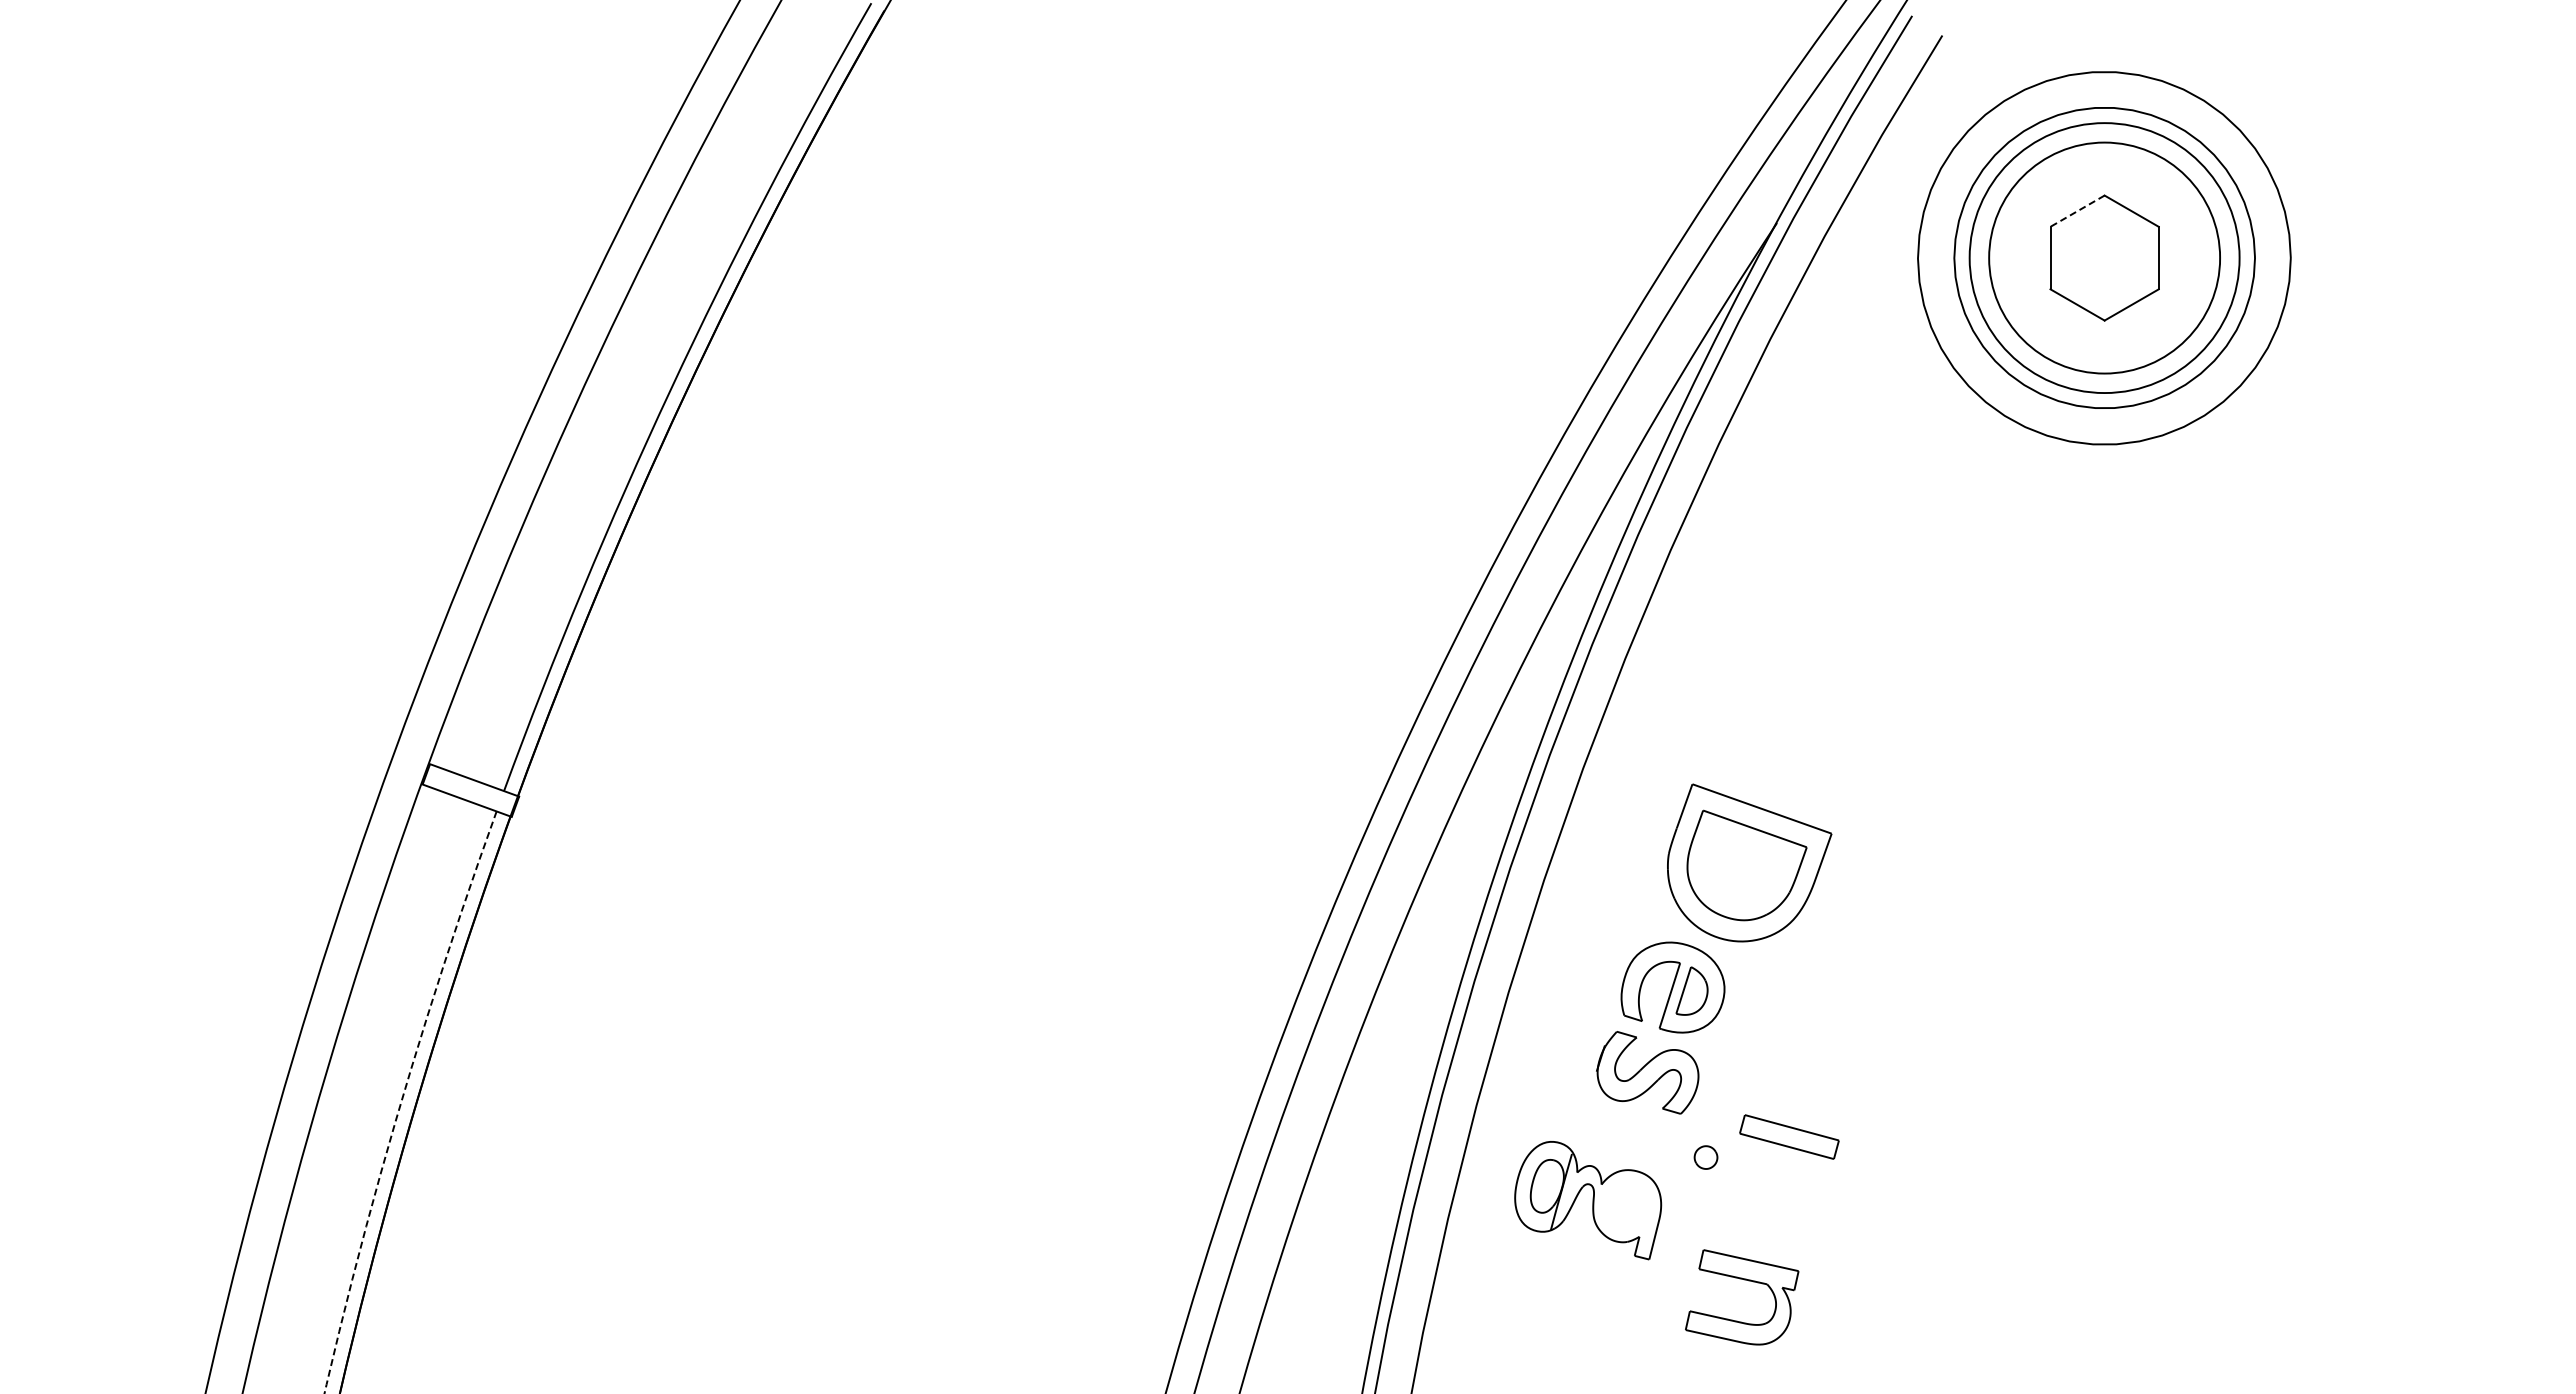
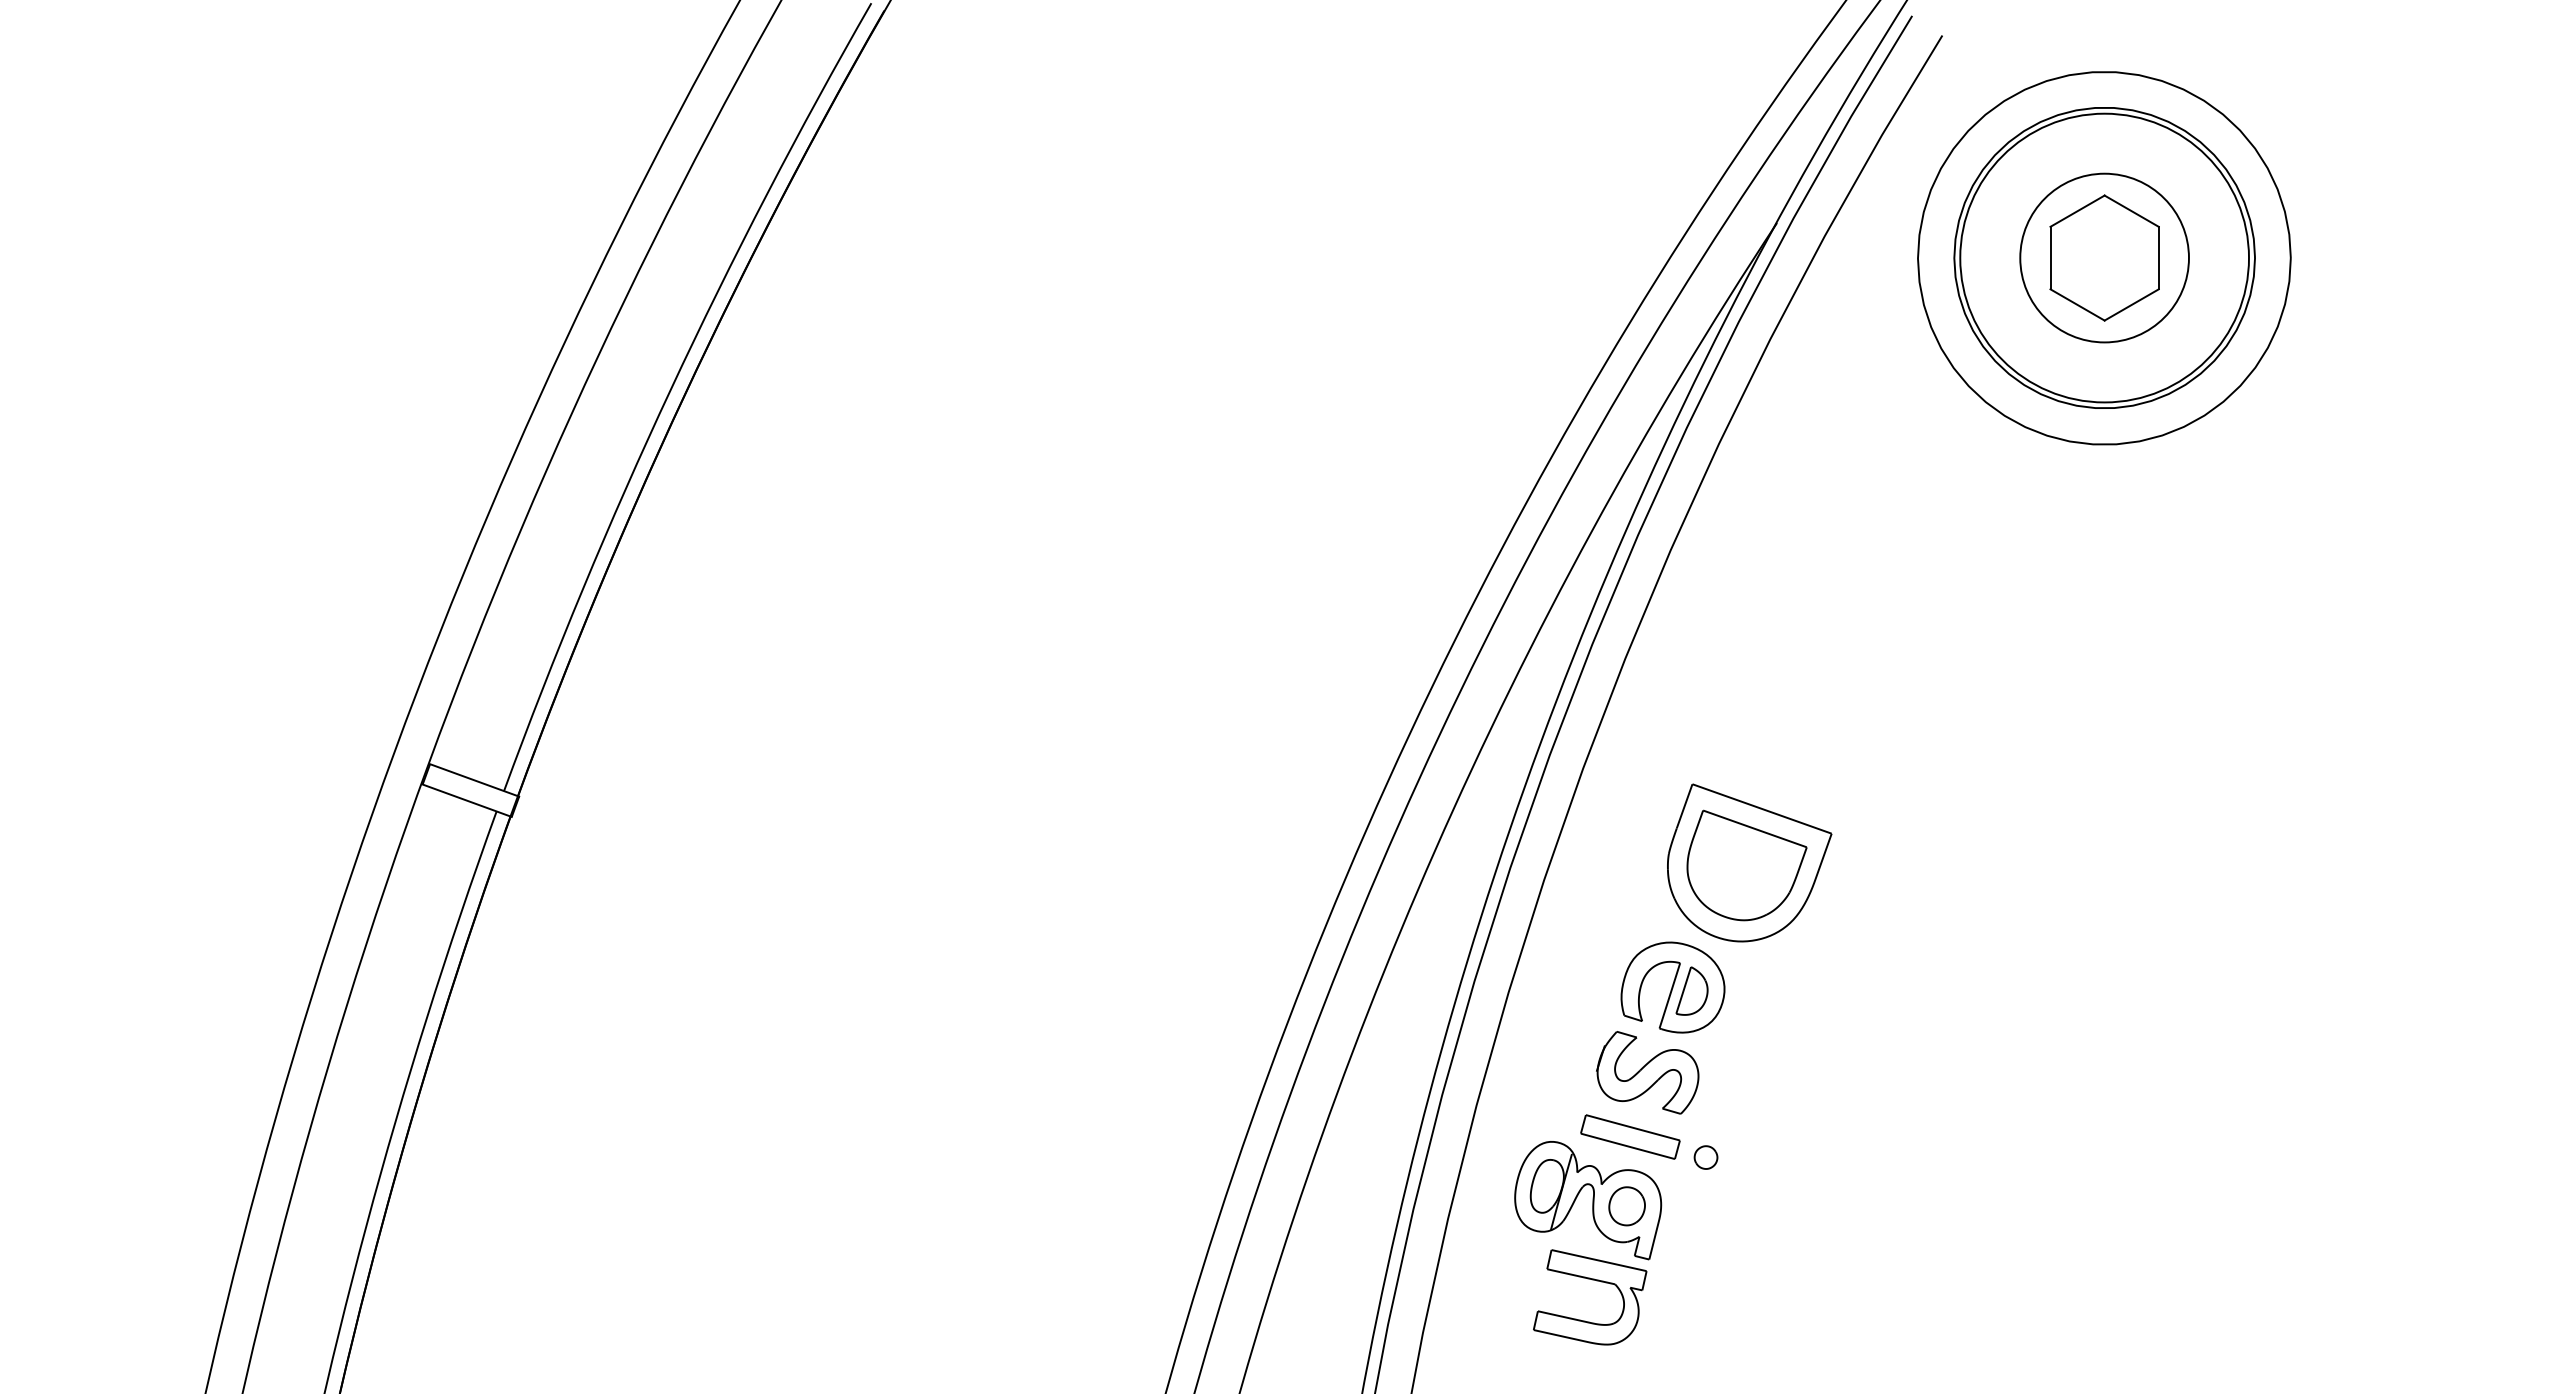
line: dashed -> solid (2077, 211)
circle diameter: 231 px -> 289 px (2104, 257)
circle diameter: 270 px -> 169 px (2104, 257)
arc: dashed -> solid (401, 1100)
part position: (1789, 1136) -> (1630, 1136) (1630, 1136)
part: none -> present (1626, 1206)
part position: (1748, 1281) -> (1596, 1281) (1596, 1281)
